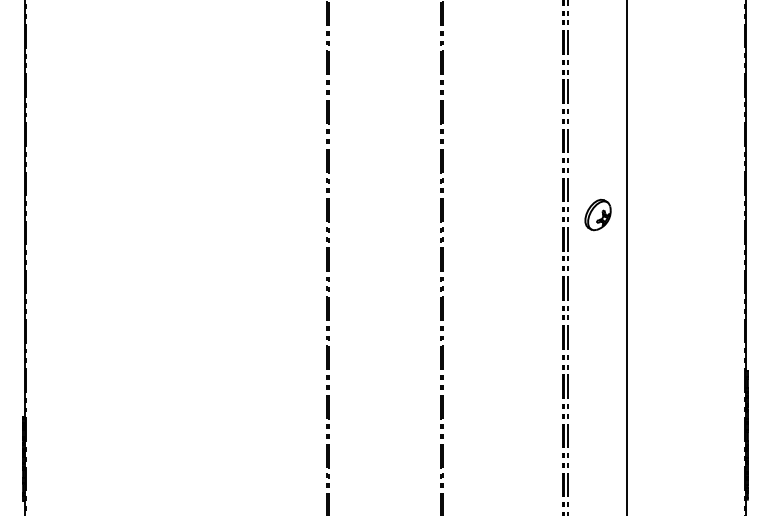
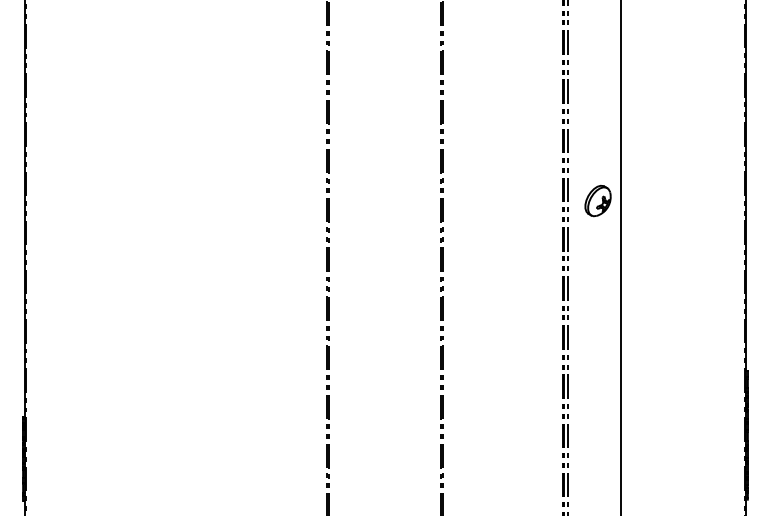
part position: (597, 214) -> (597, 200) (597, 200)
line position: (627, 257) -> (621, 257) (621, 257)
